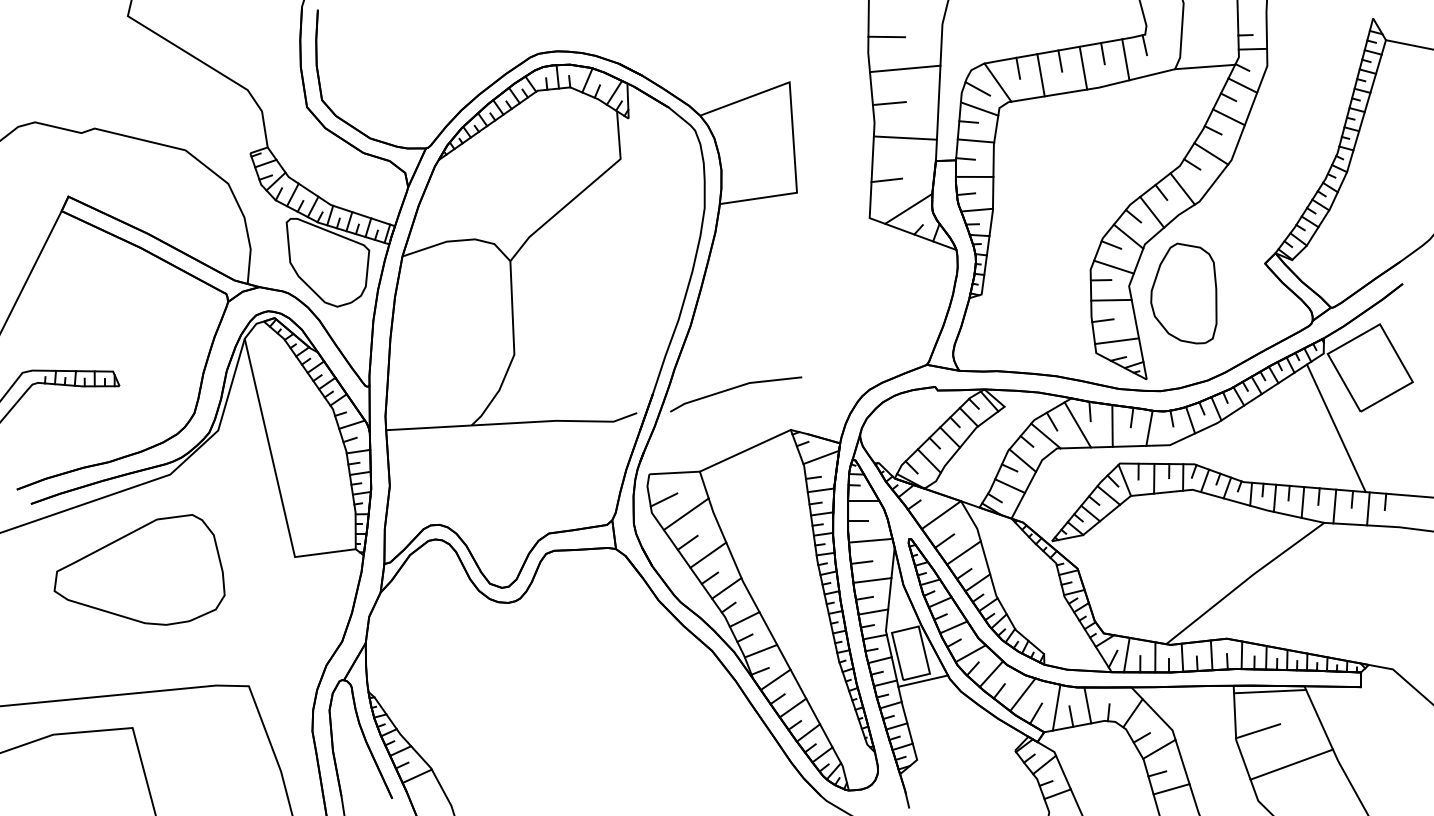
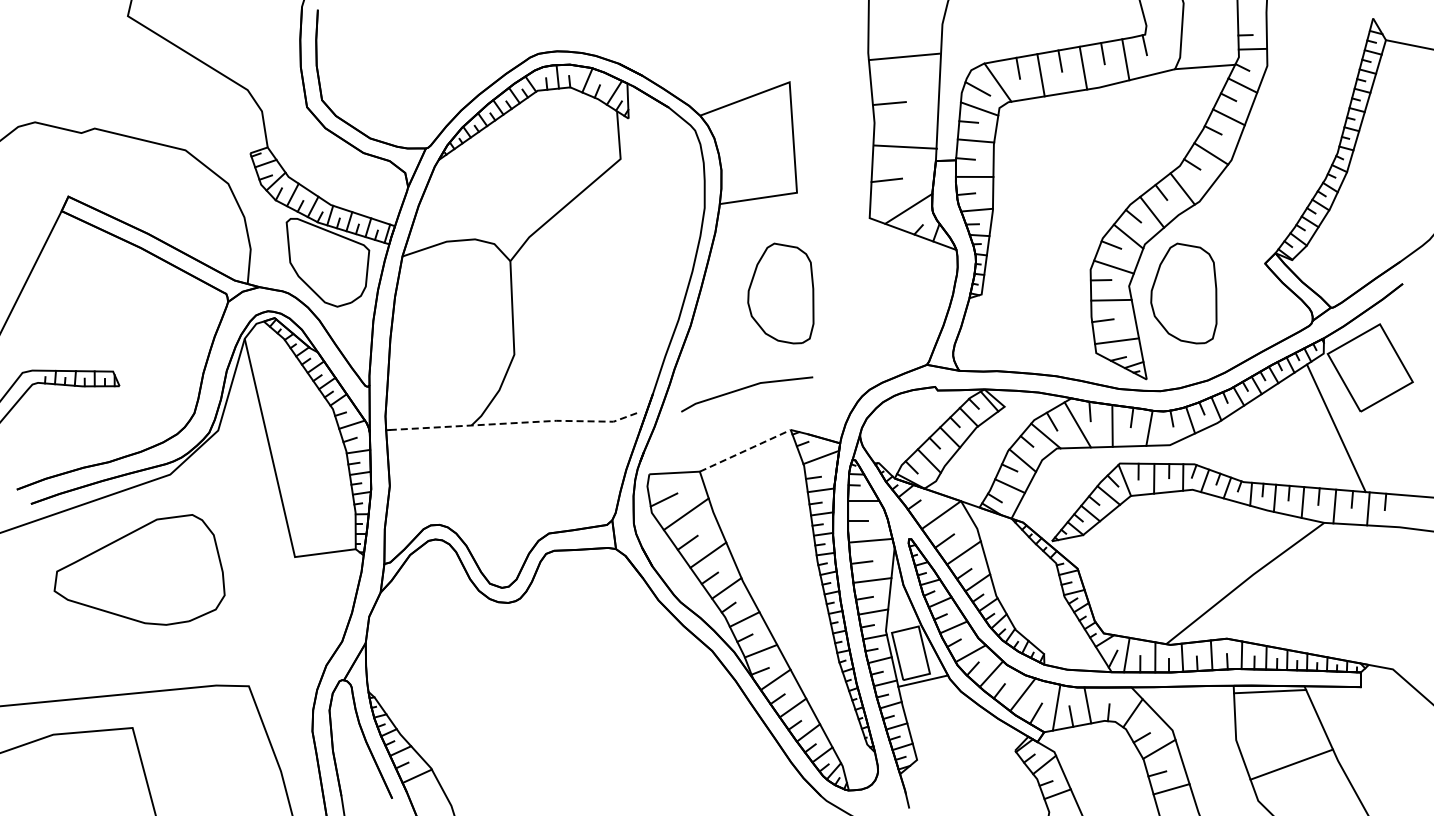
line: present -> none (886, 36)
line position: (904, 68) -> (903, 56) (903, 56)
line position: (904, 137) -> (904, 146) (904, 146)
part: none -> present (780, 293)
line position: (733, 389) -> (744, 389) (744, 389)
line: solid -> dashed (516, 423)
line: solid -> dashed (745, 450)
line: present -> none (1258, 731)
